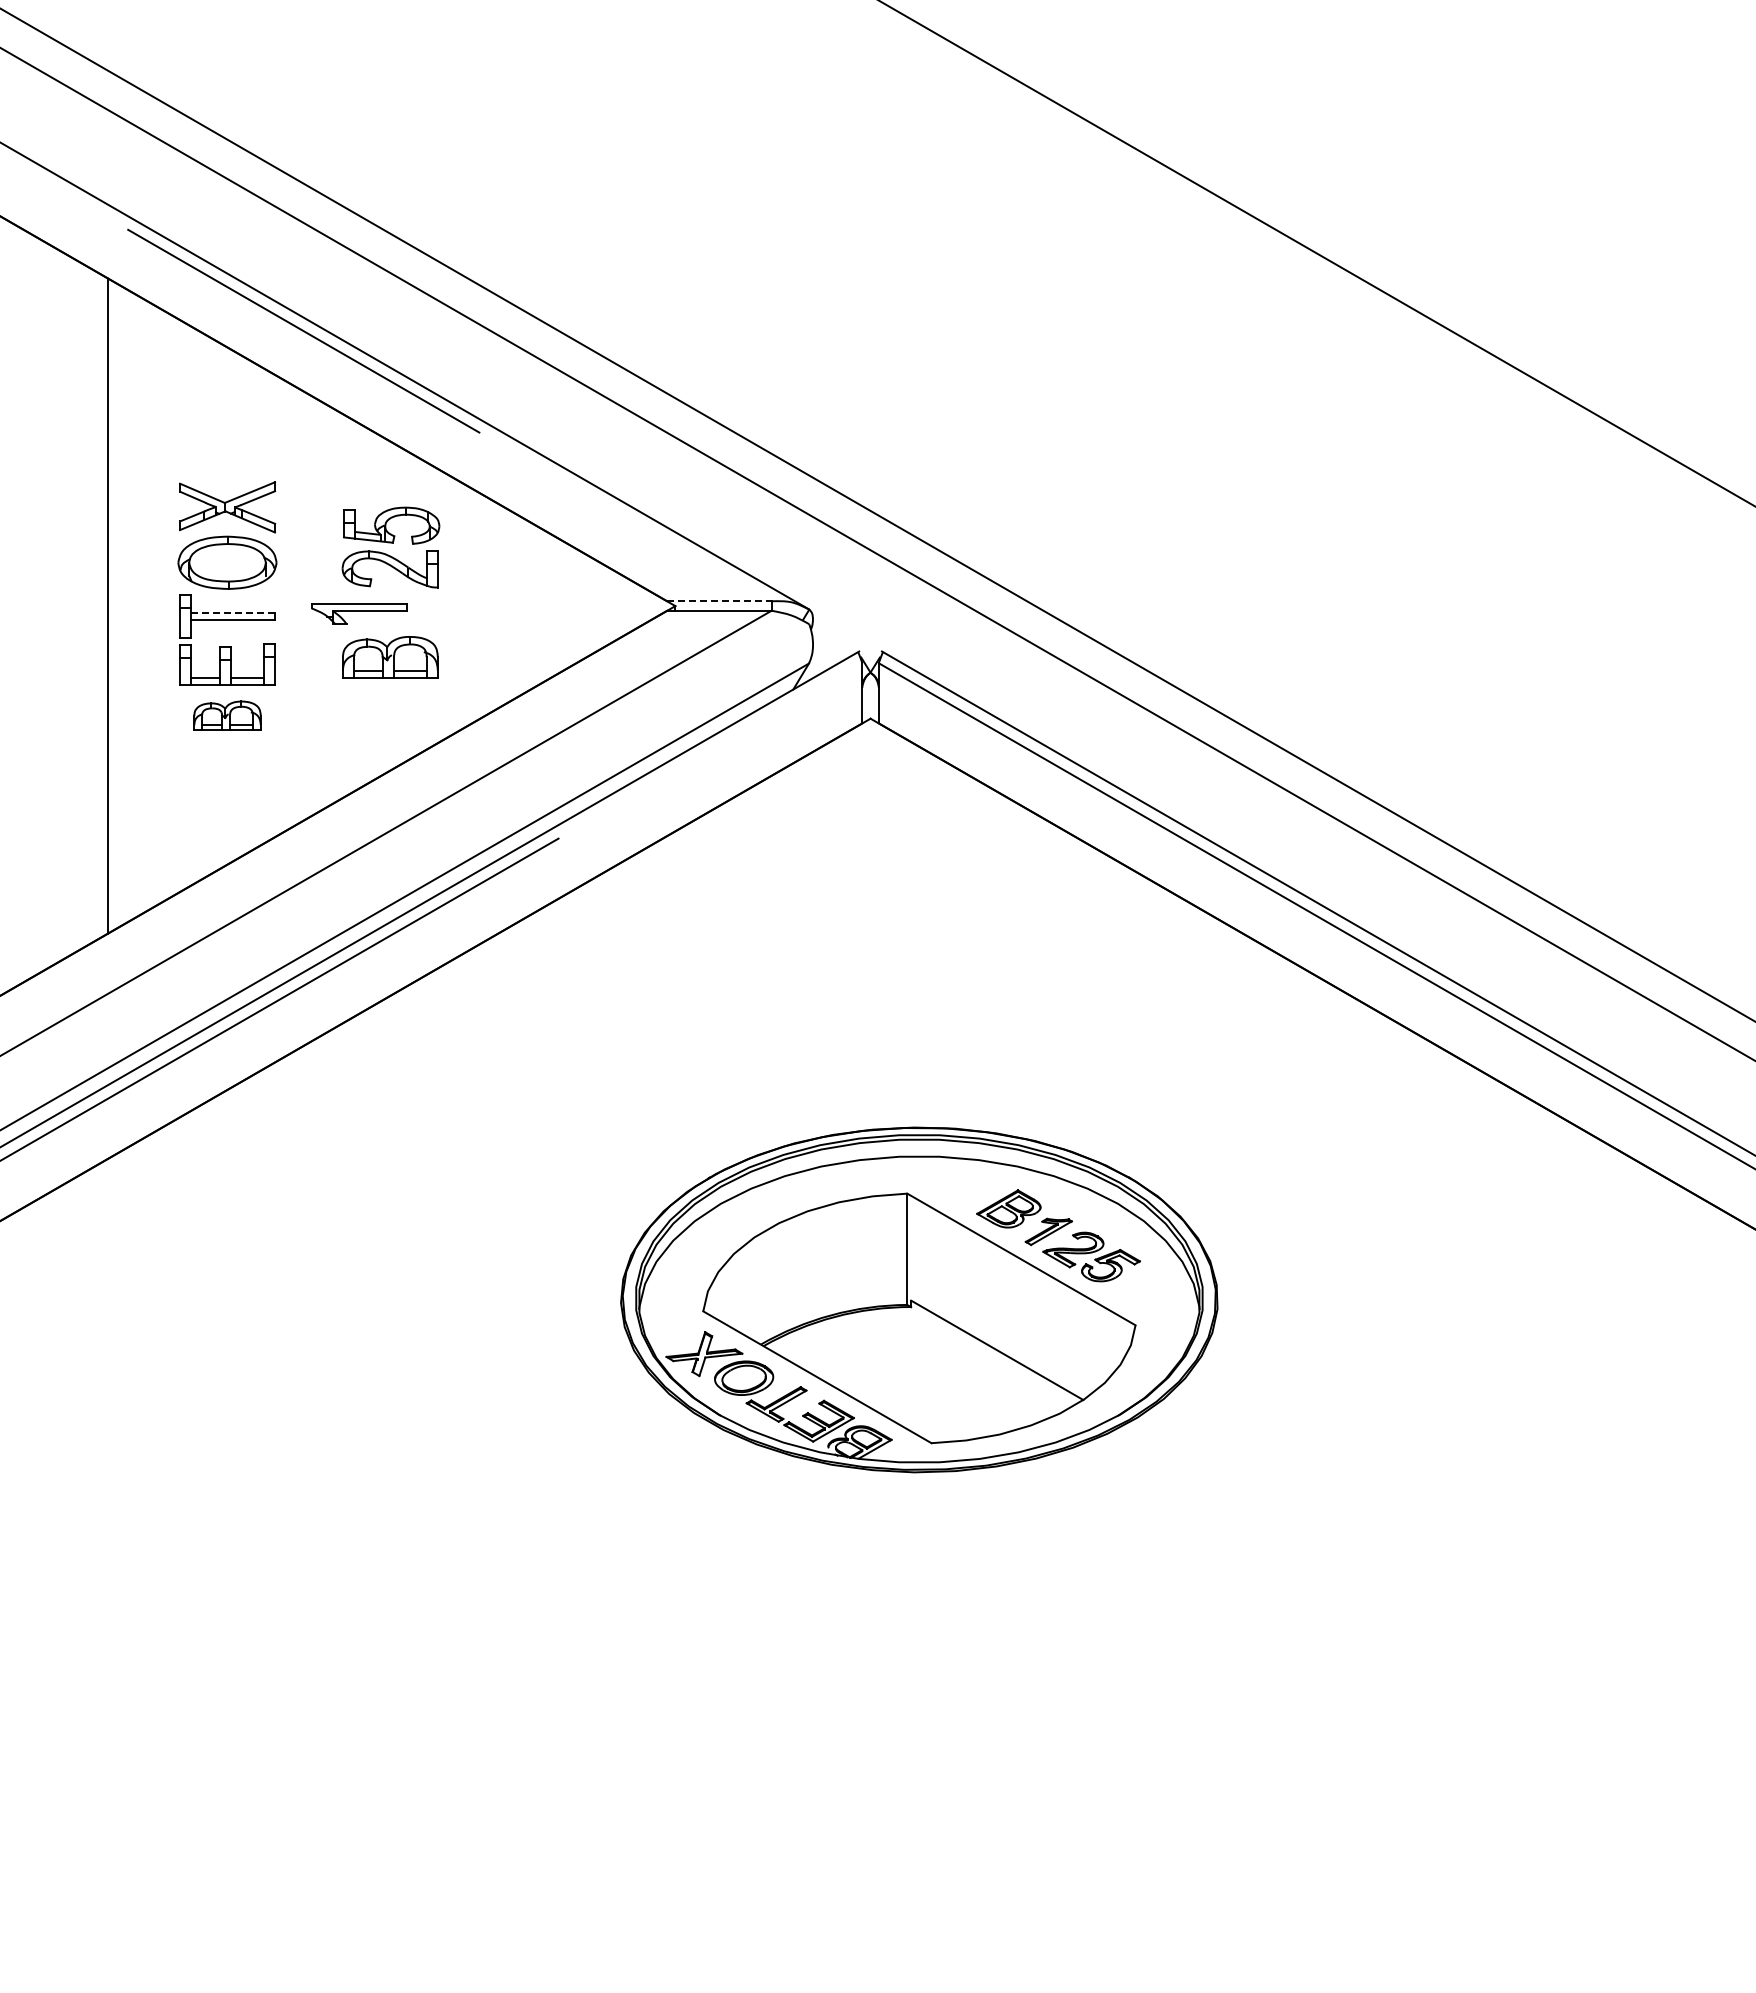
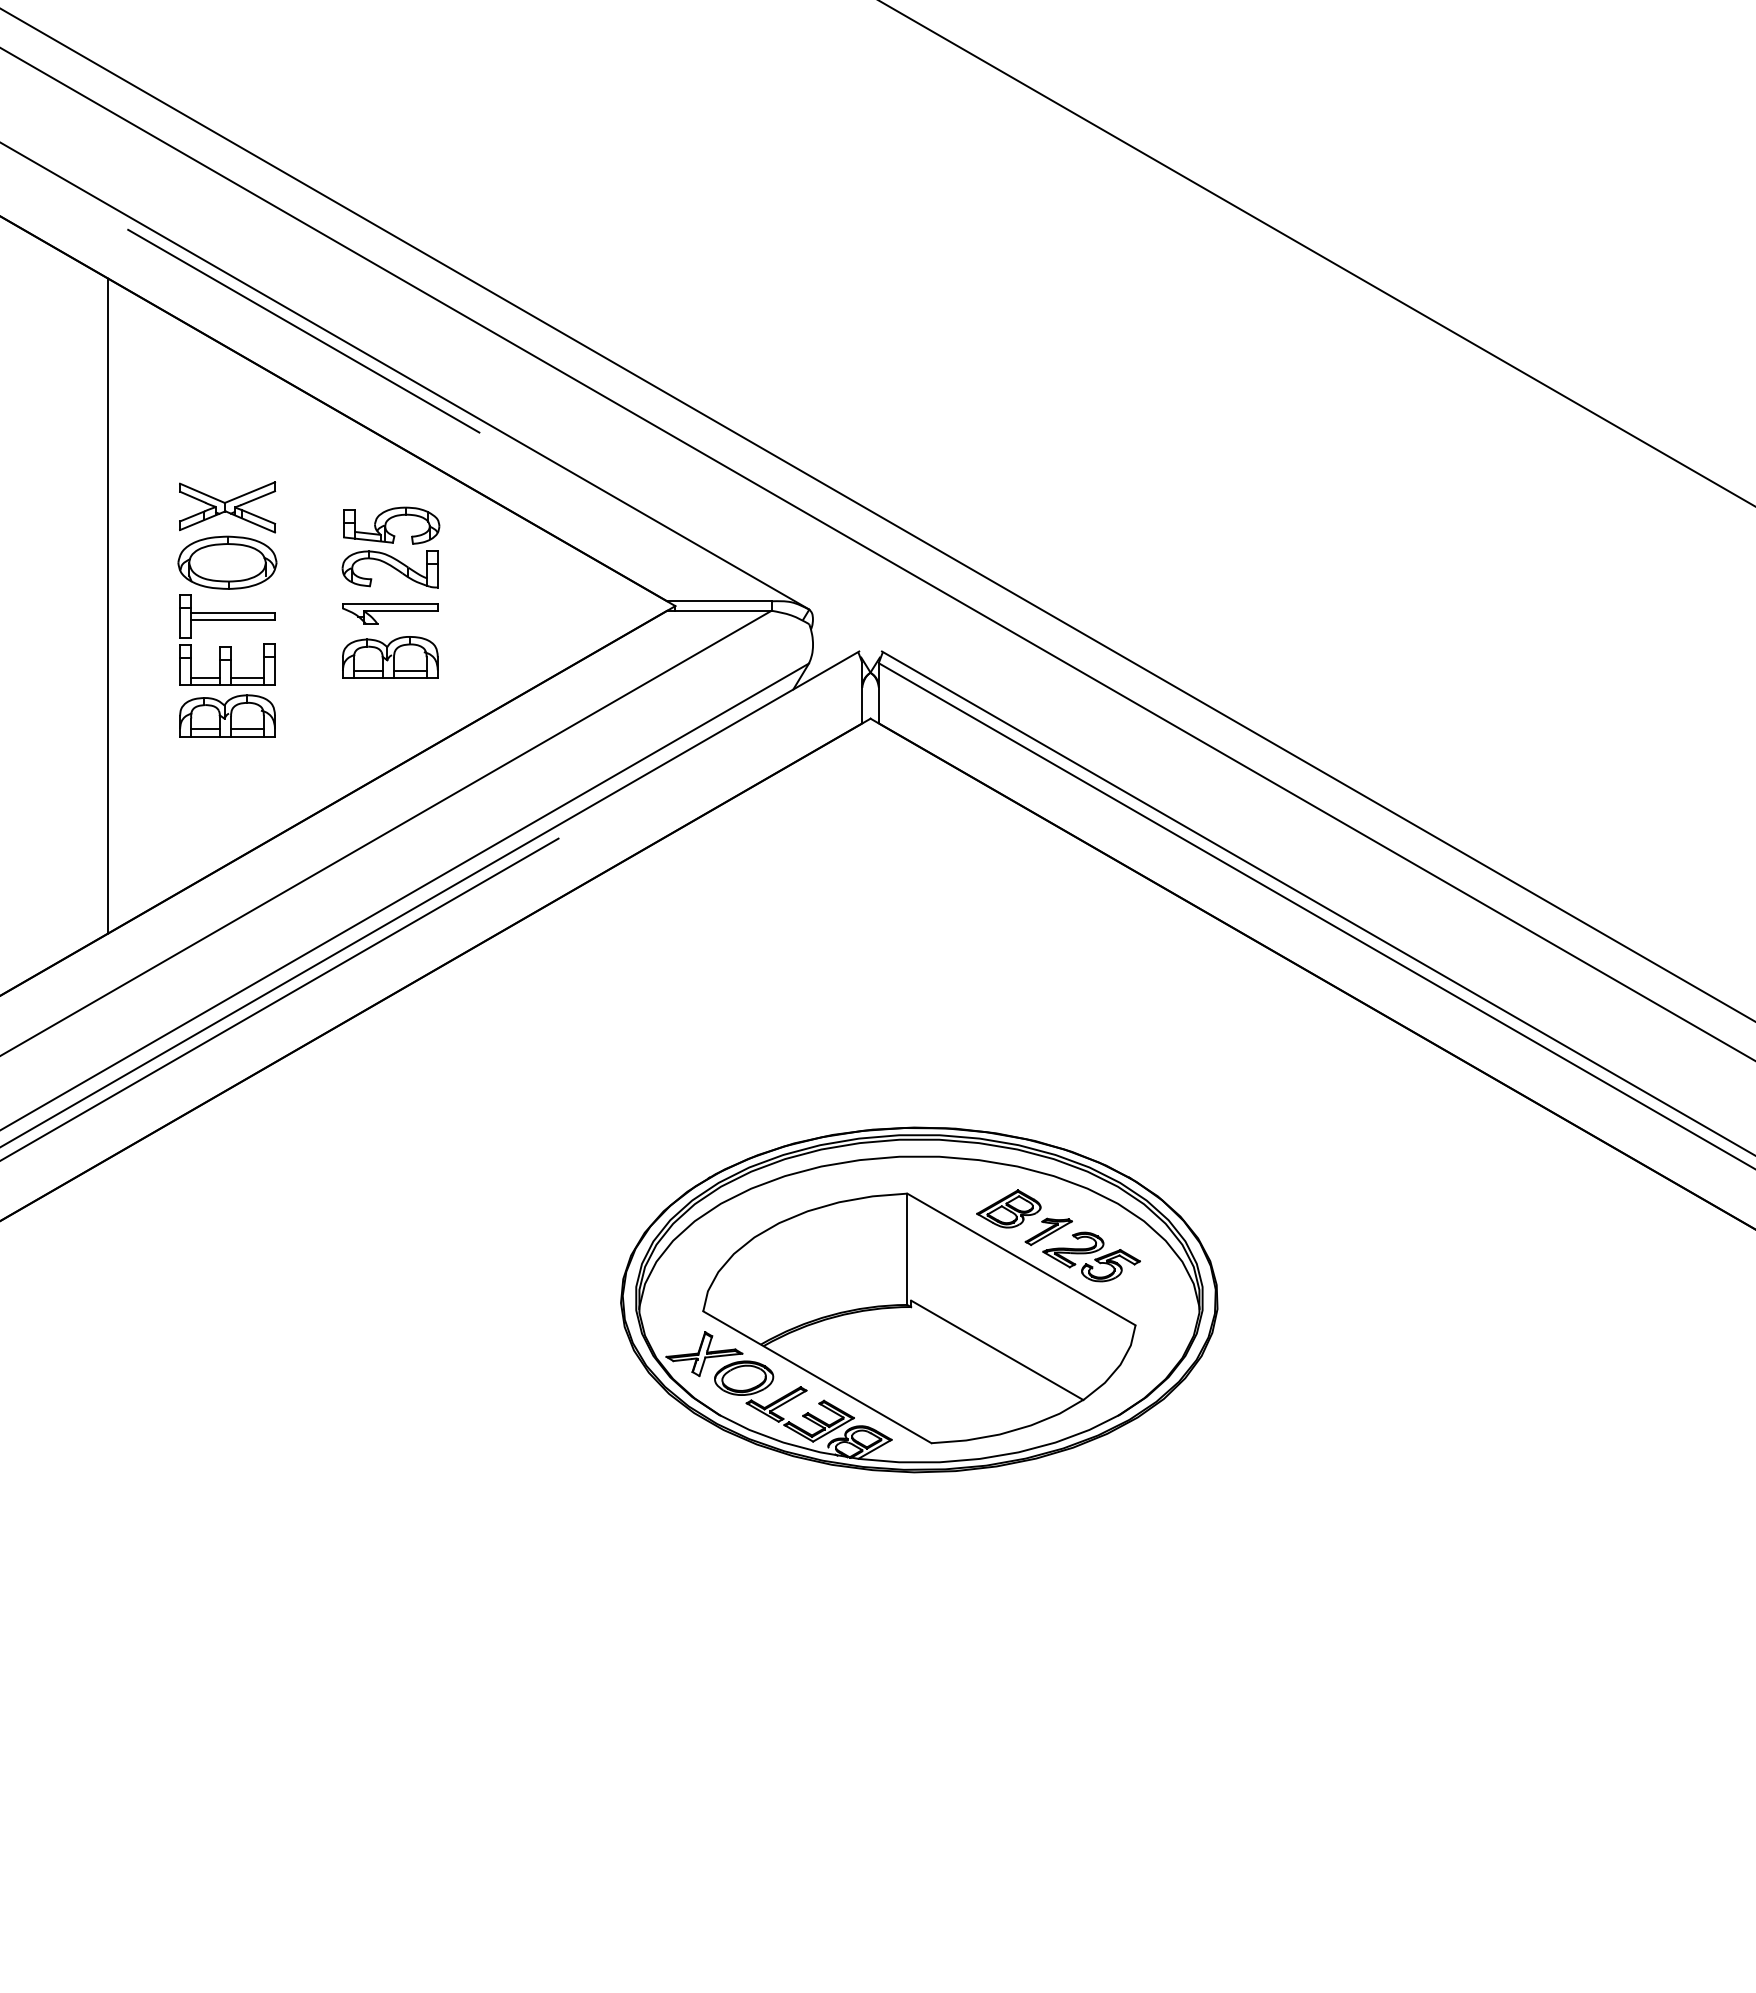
line: dashed -> solid (719, 601)
line: dashed -> solid (233, 612)
part position: (359, 613) -> (390, 613) (390, 613)
part size: 69x31 px -> 97x44 px (227, 715)
